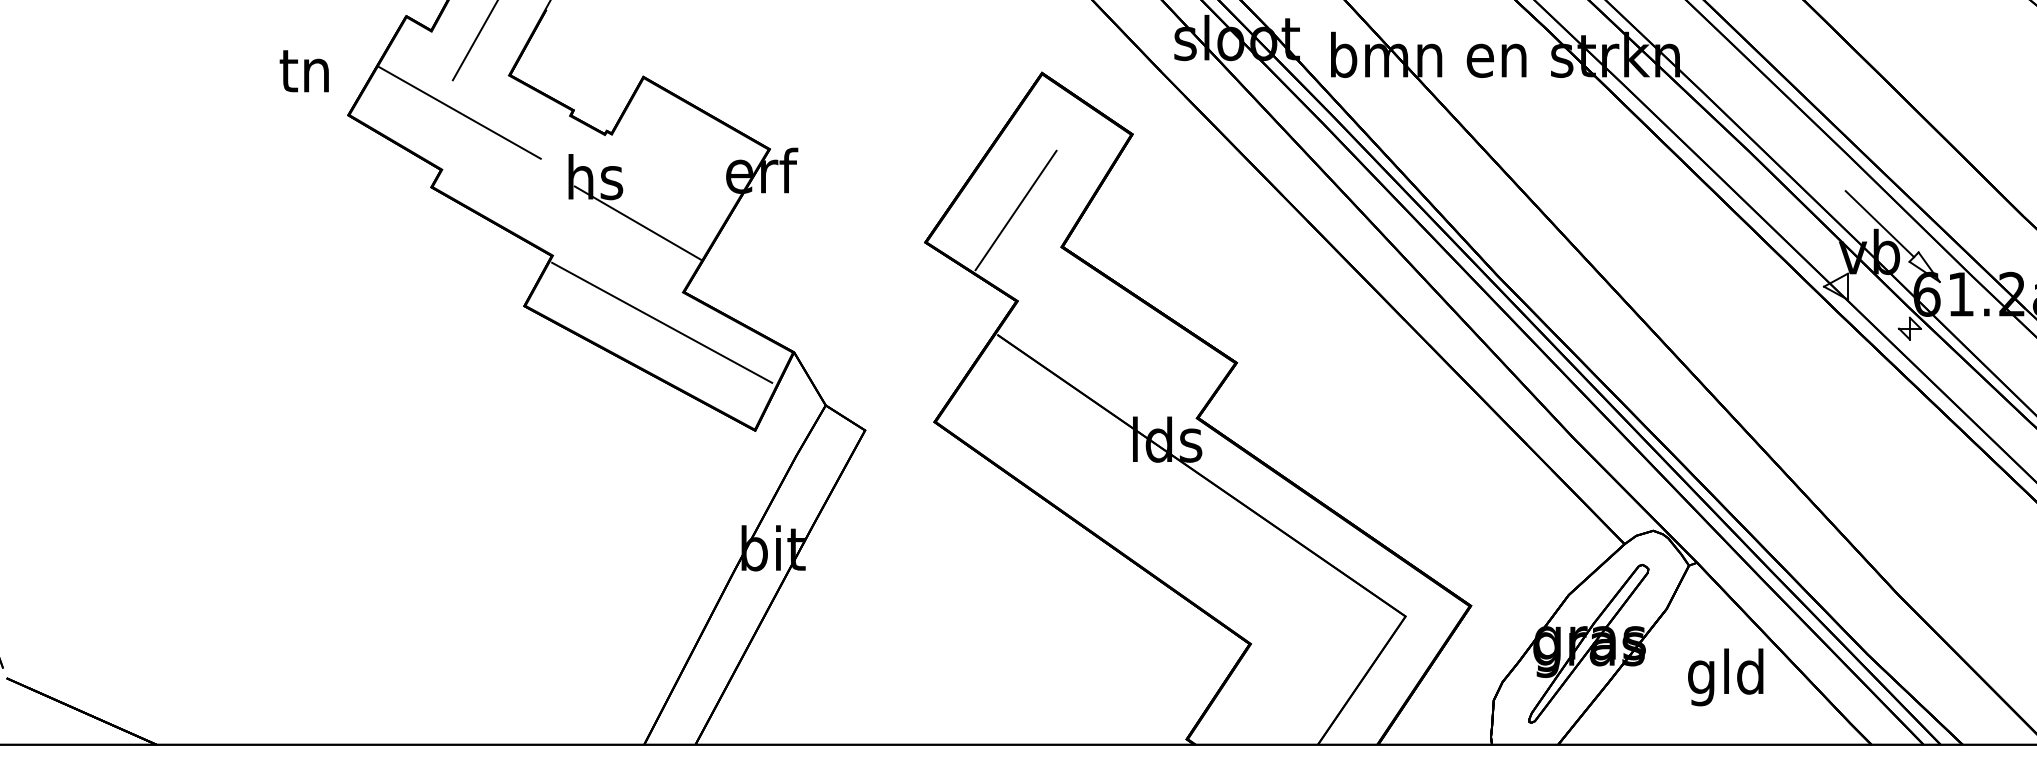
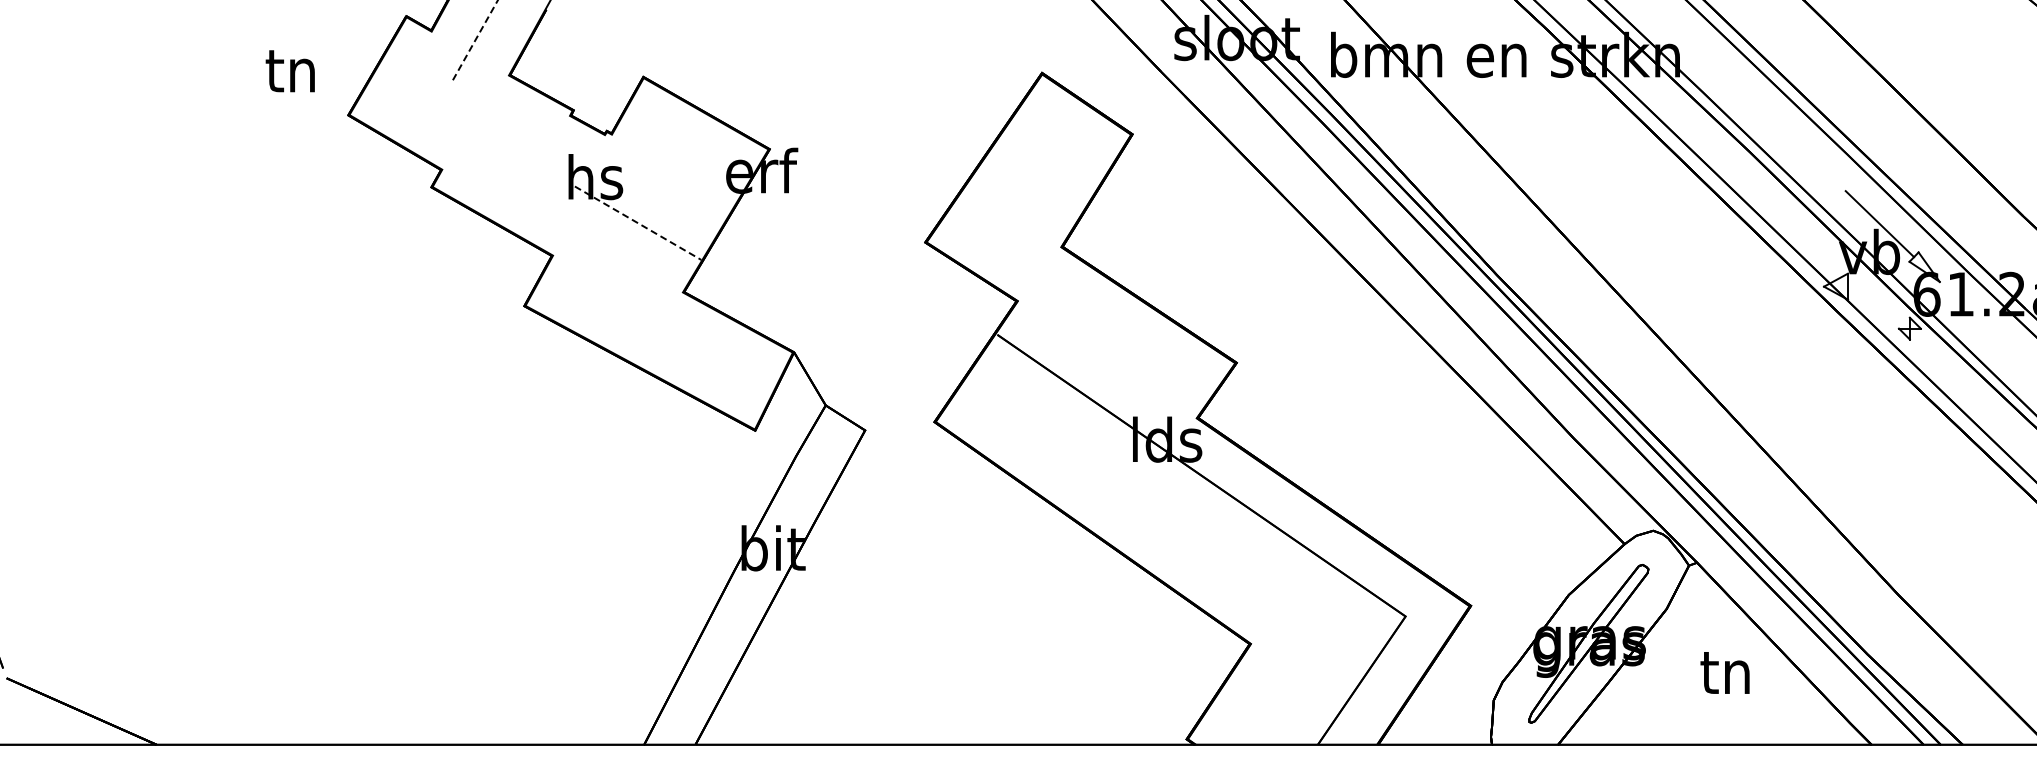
line: solid -> dashed (475, 40)
text position: (303, 71) -> (289, 71) (289, 71)
line: present -> none (459, 112)
line: present -> none (1015, 210)
line: solid -> dashed (638, 223)
line: present -> none (662, 322)
text: gld -> tn (1725, 677)
